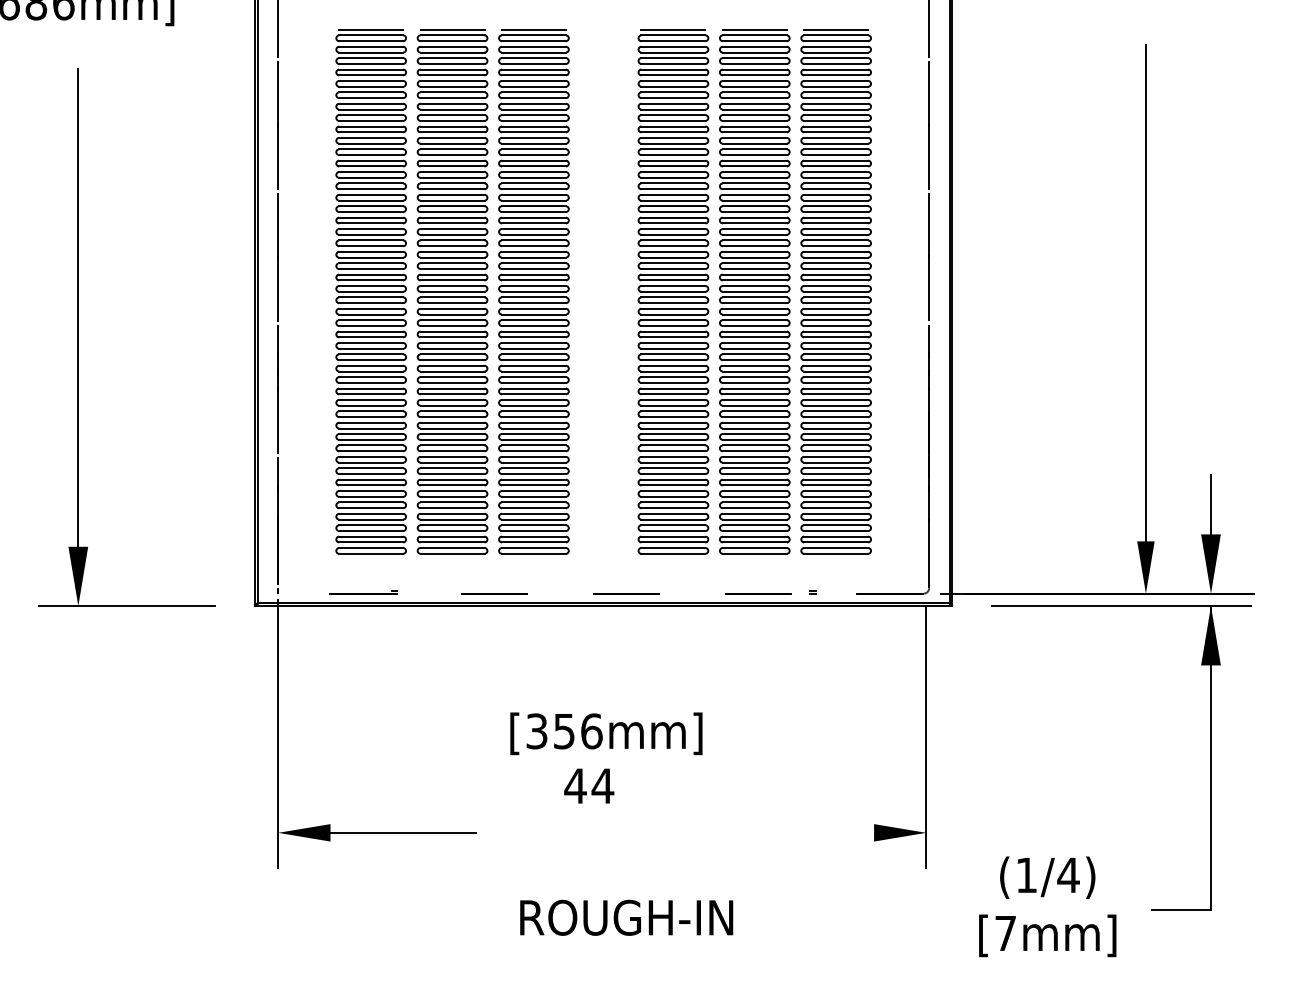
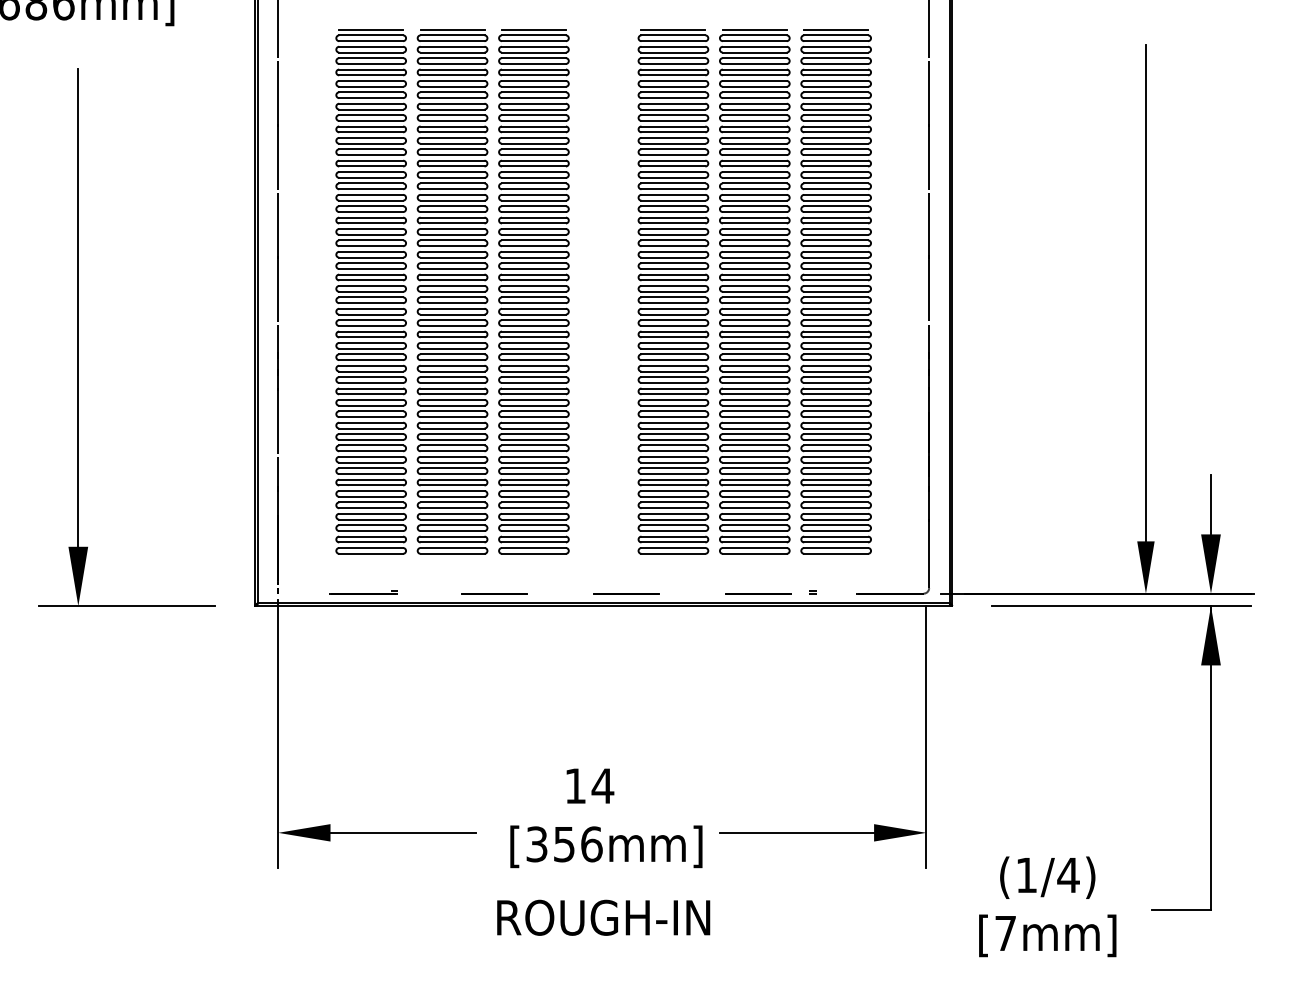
text position: (606, 733) -> (606, 846) (606, 846)
text: 44 -> 14 (575, 785)
line: none -> present (796, 832)
text position: (626, 917) -> (603, 917) (603, 917)
